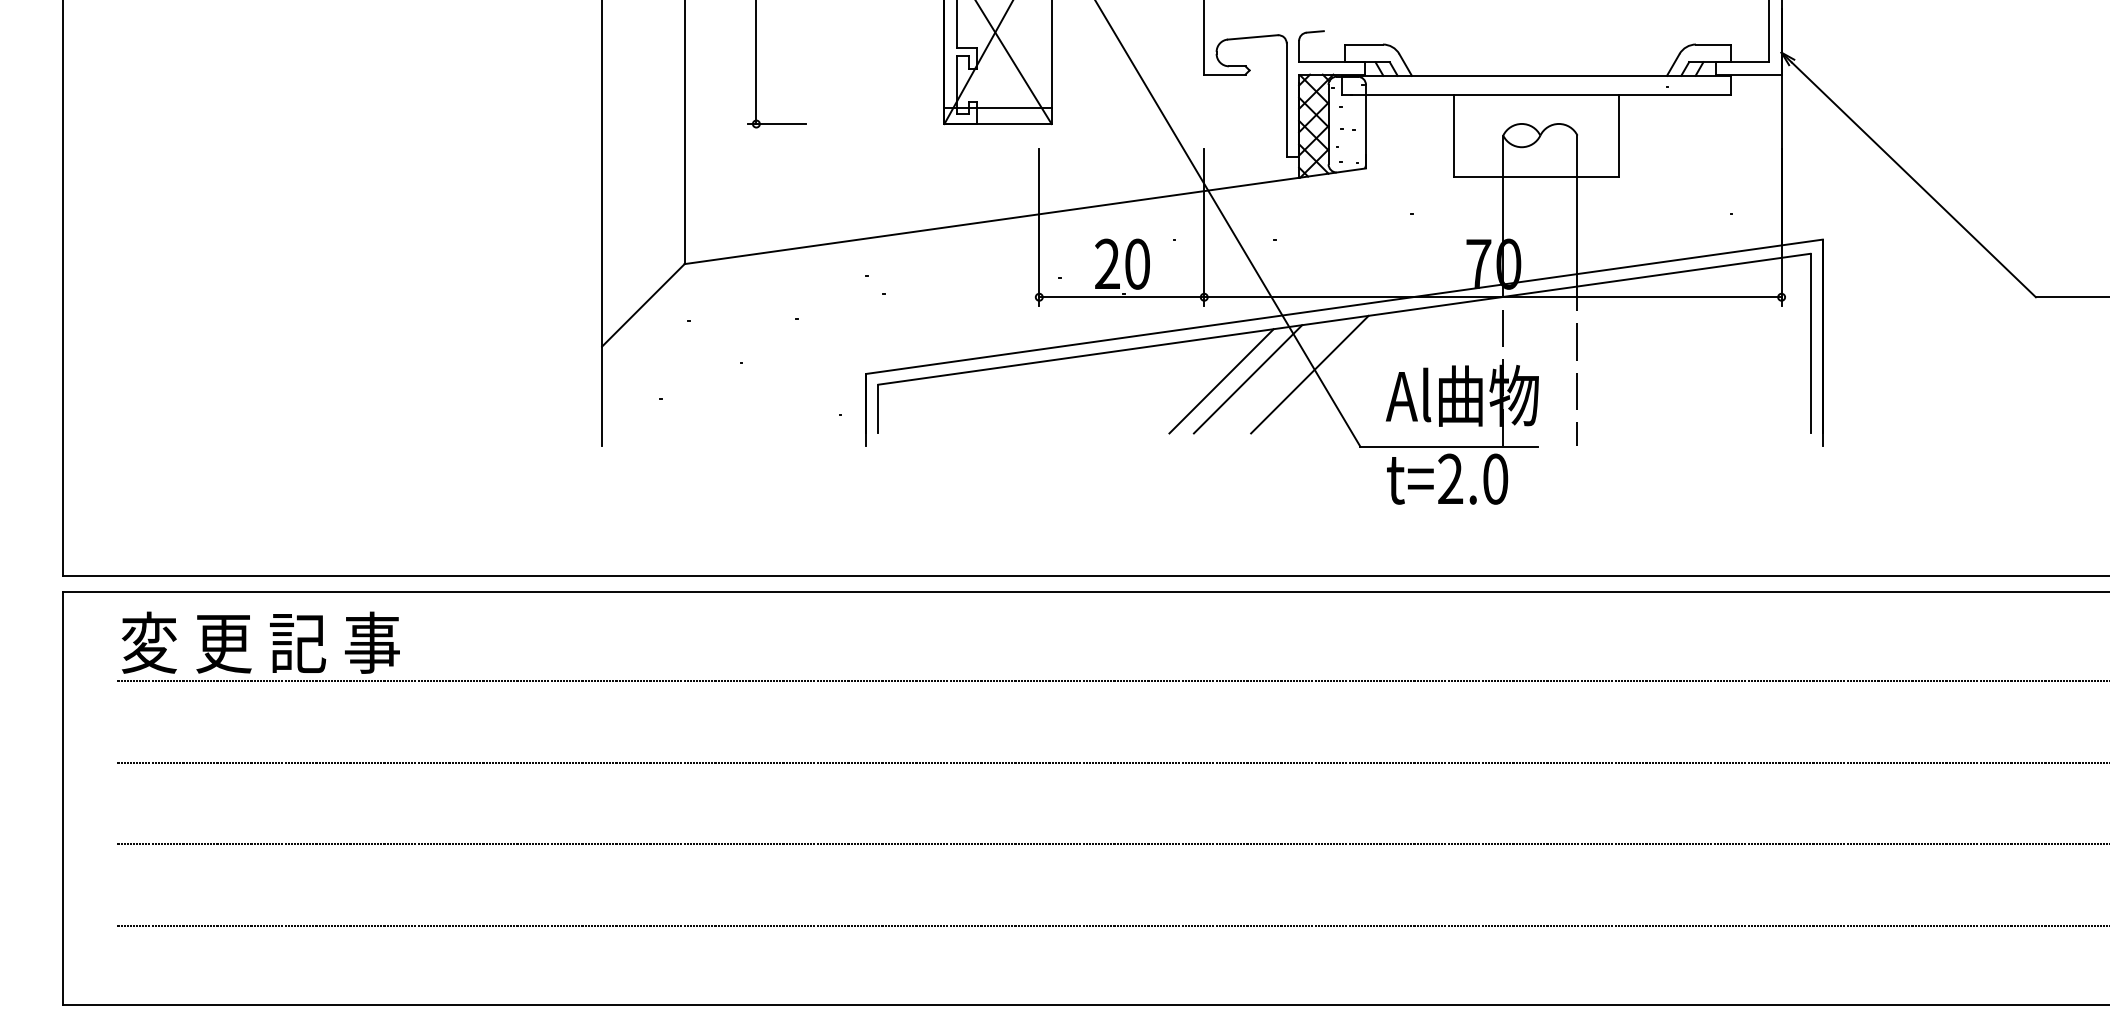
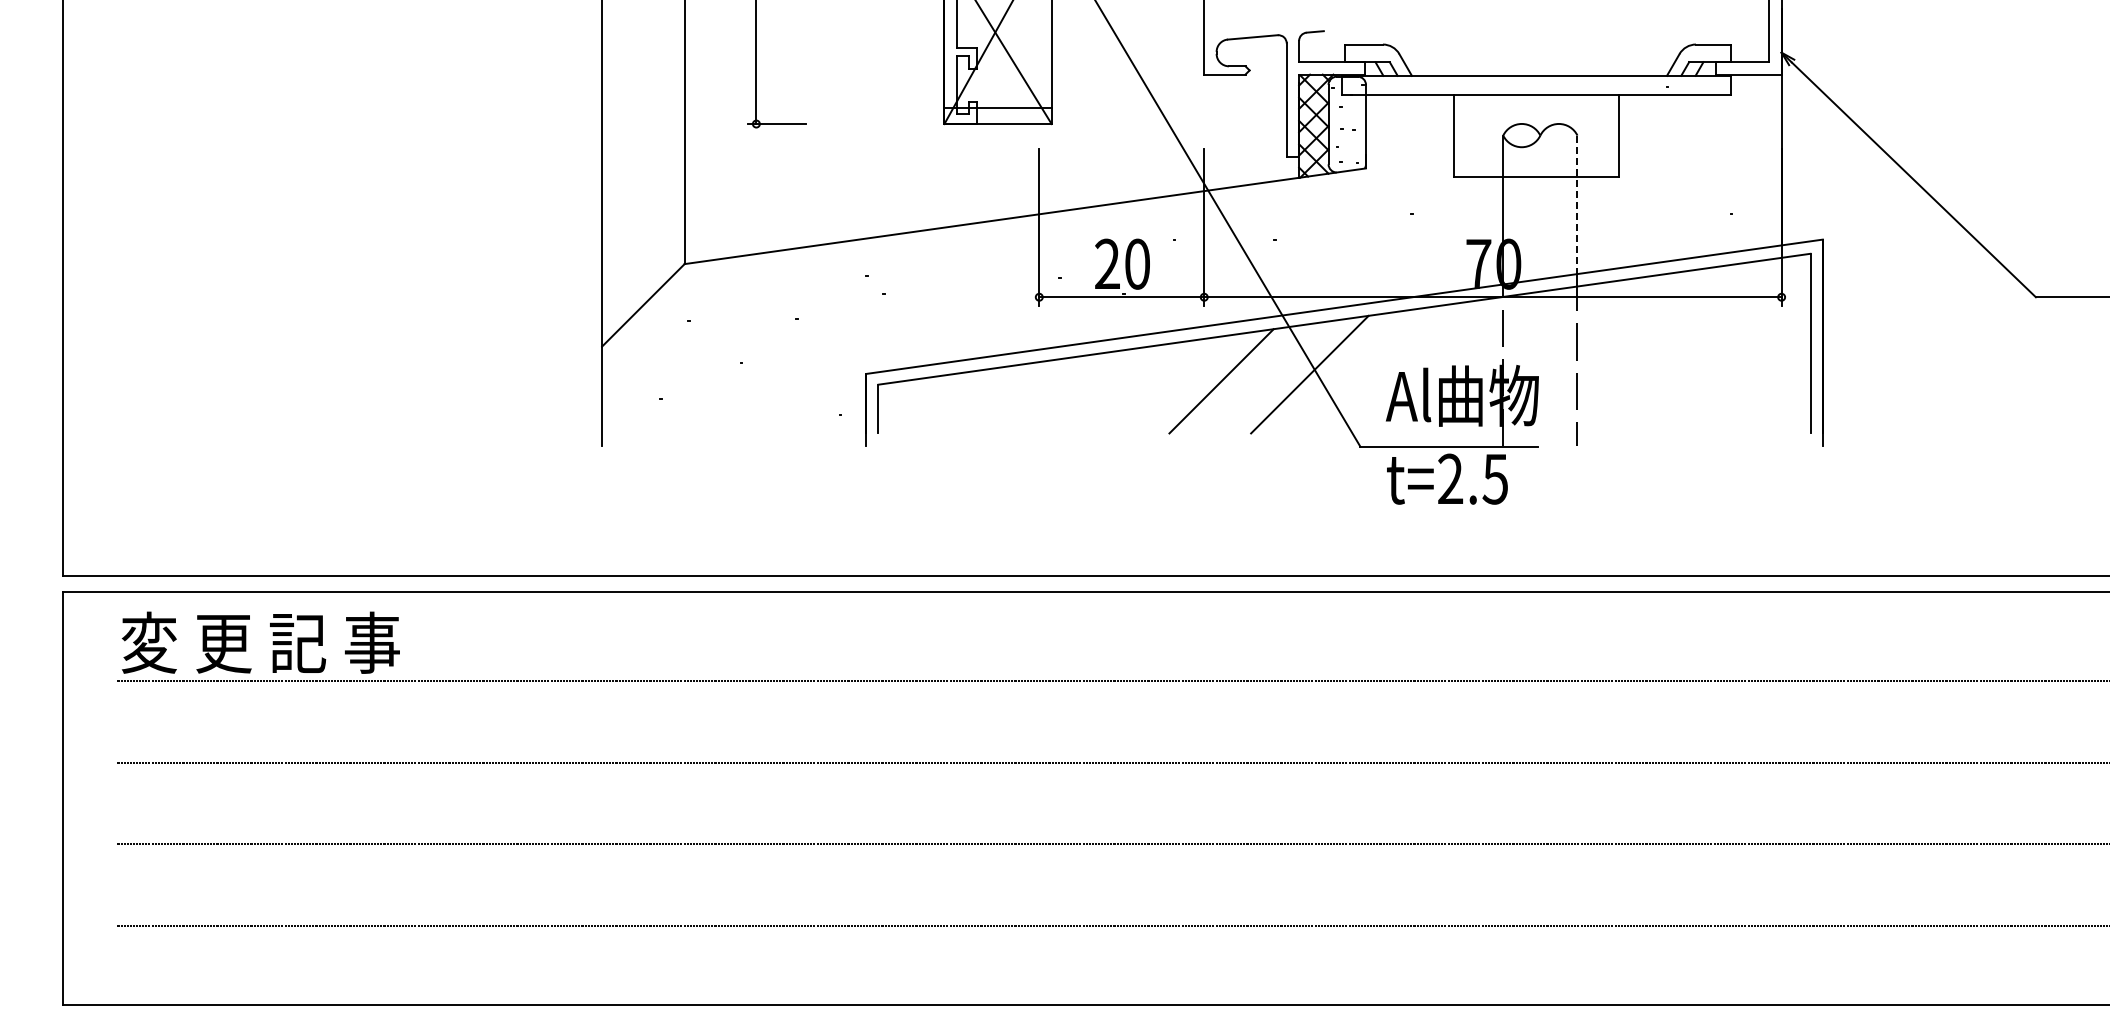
line: solid -> dashed (1577, 205)
line: present -> none (1247, 379)
text: t=2.0 -> t=2.5 (1495, 478)
